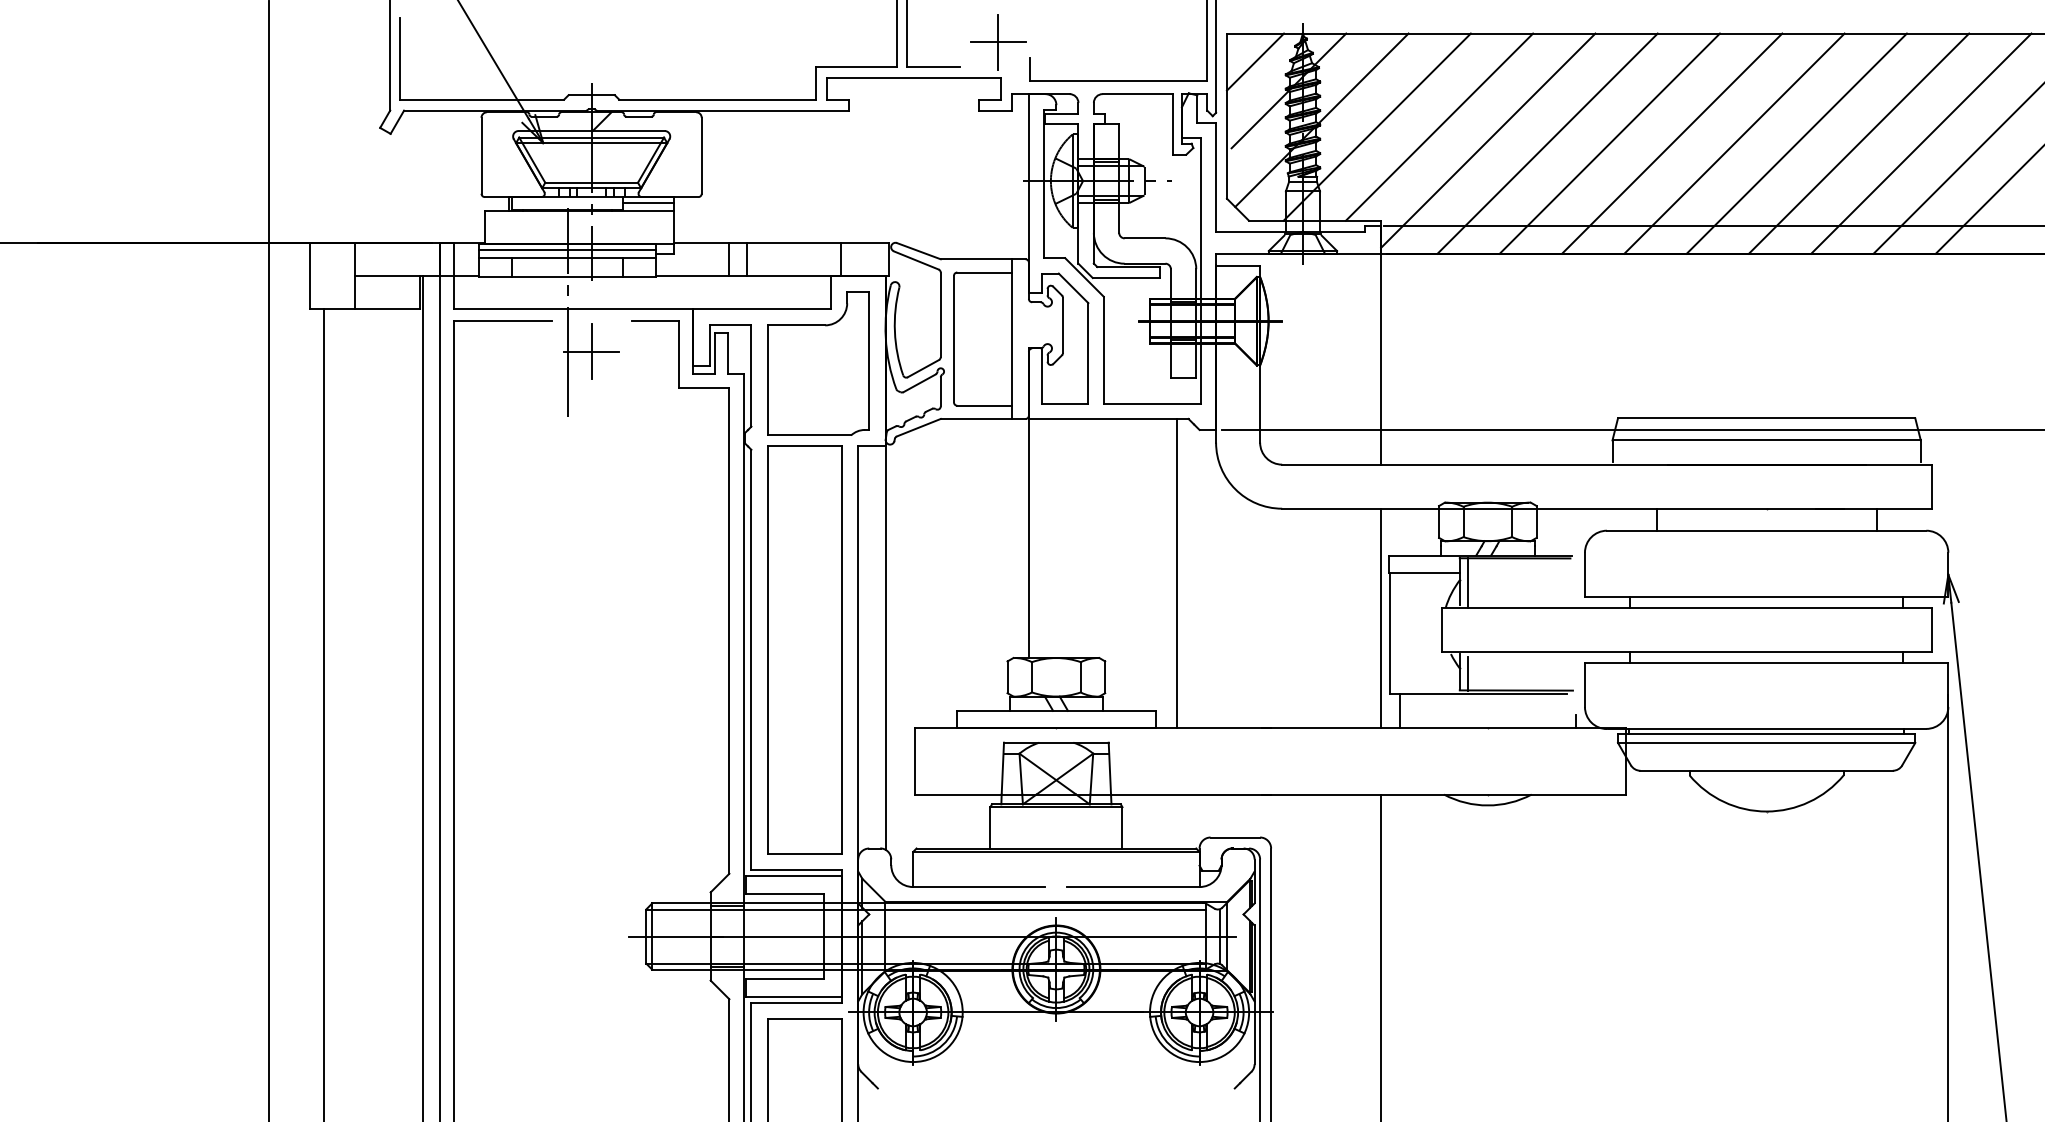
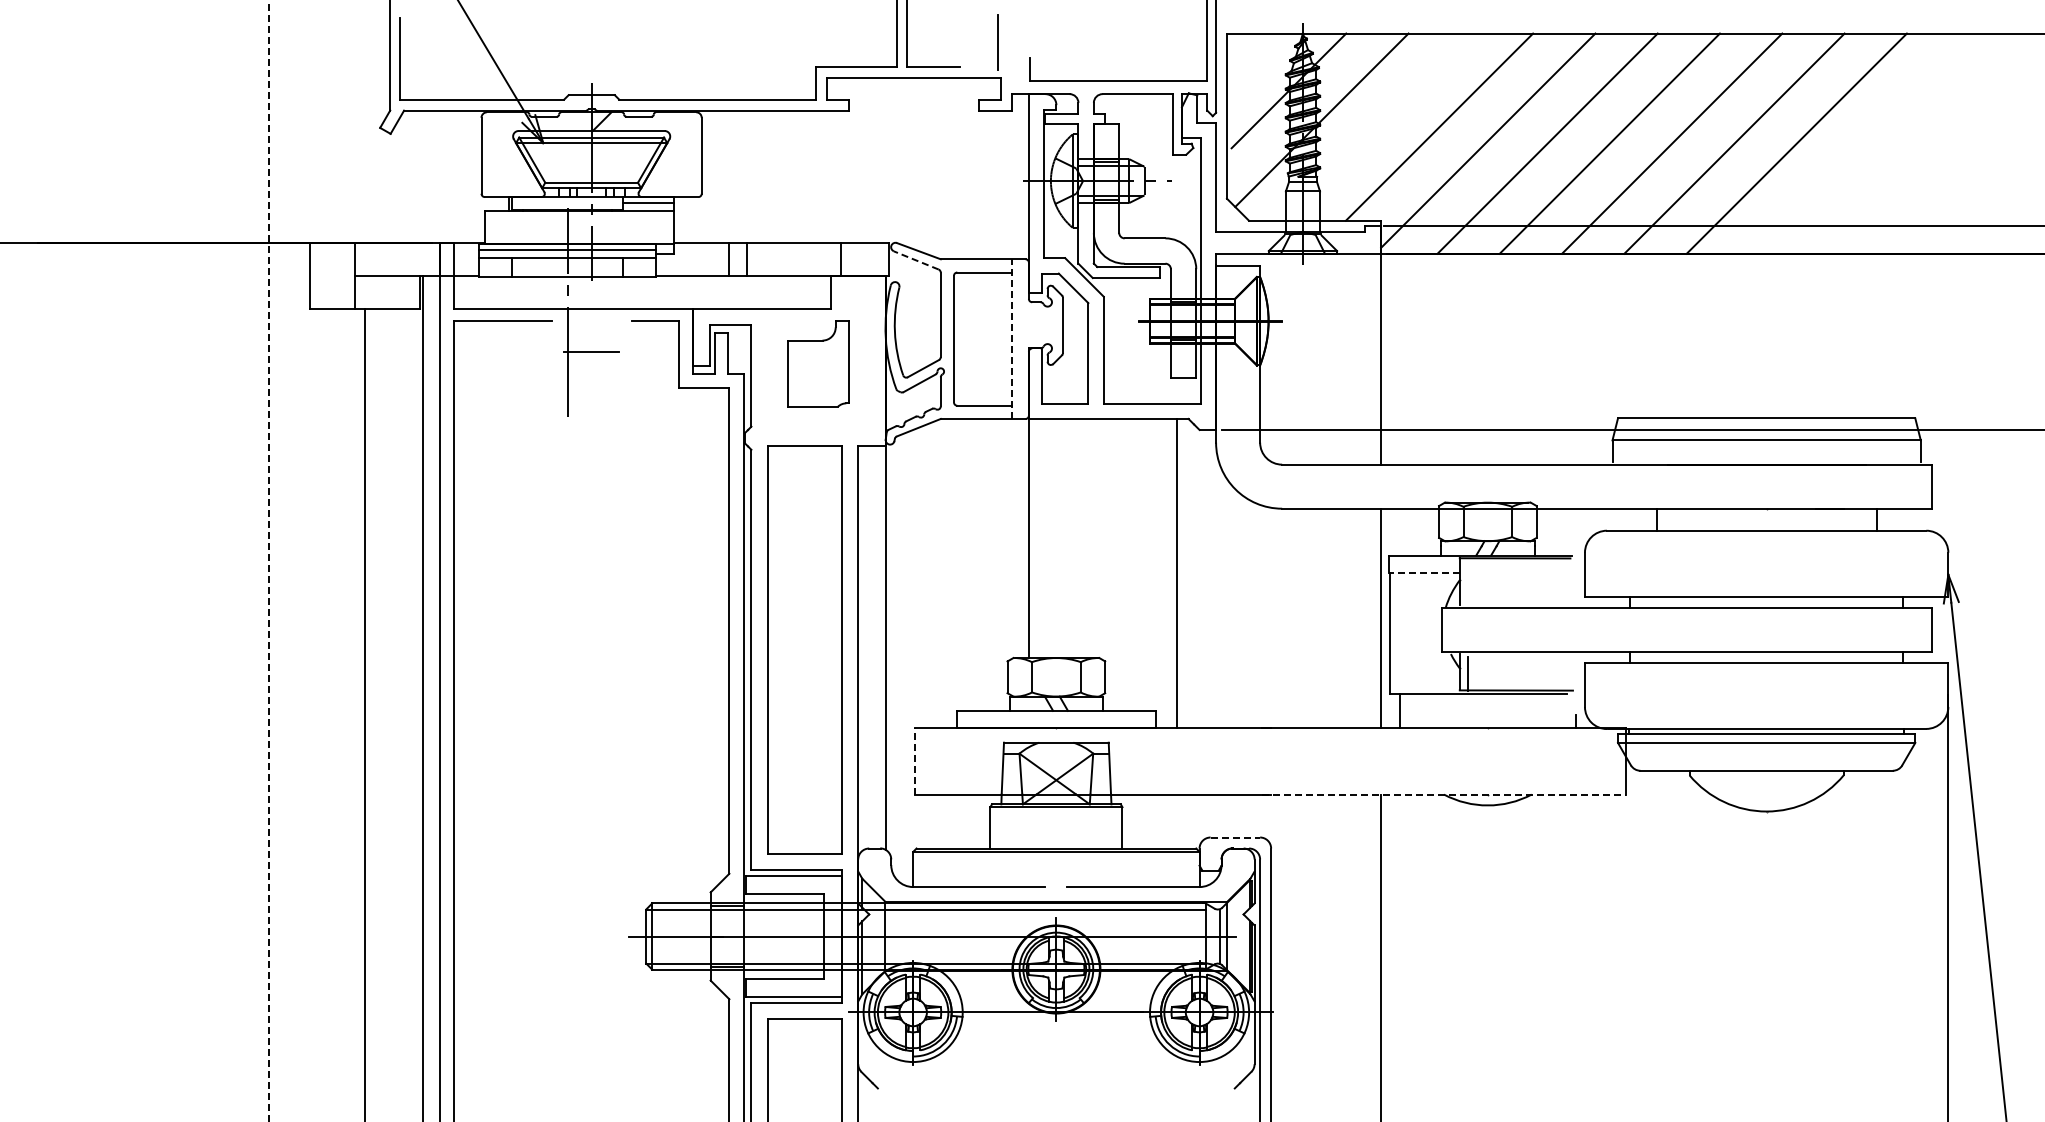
line: present -> none (997, 42)
line: present -> none (1255, 61)
line: present -> none (1376, 126)
line: present -> none (1858, 143)
line: present -> none (1921, 143)
line: present -> none (1957, 169)
line: present -> none (1988, 200)
line: solid -> dashed (915, 260)
line: solid -> dashed (1012, 339)
line: present -> none (591, 351)
part size: 103x145 px -> 63x88 px (818, 363)
line: solid -> dashed (269, 560)
line: solid -> dashed (1424, 573)
line: present -> none (1467, 582)
line position: (324, 713) -> (365, 713) (365, 713)
line: solid -> dashed (915, 761)
line: solid -> dashed (1443, 794)
line: solid -> dashed (1235, 837)
